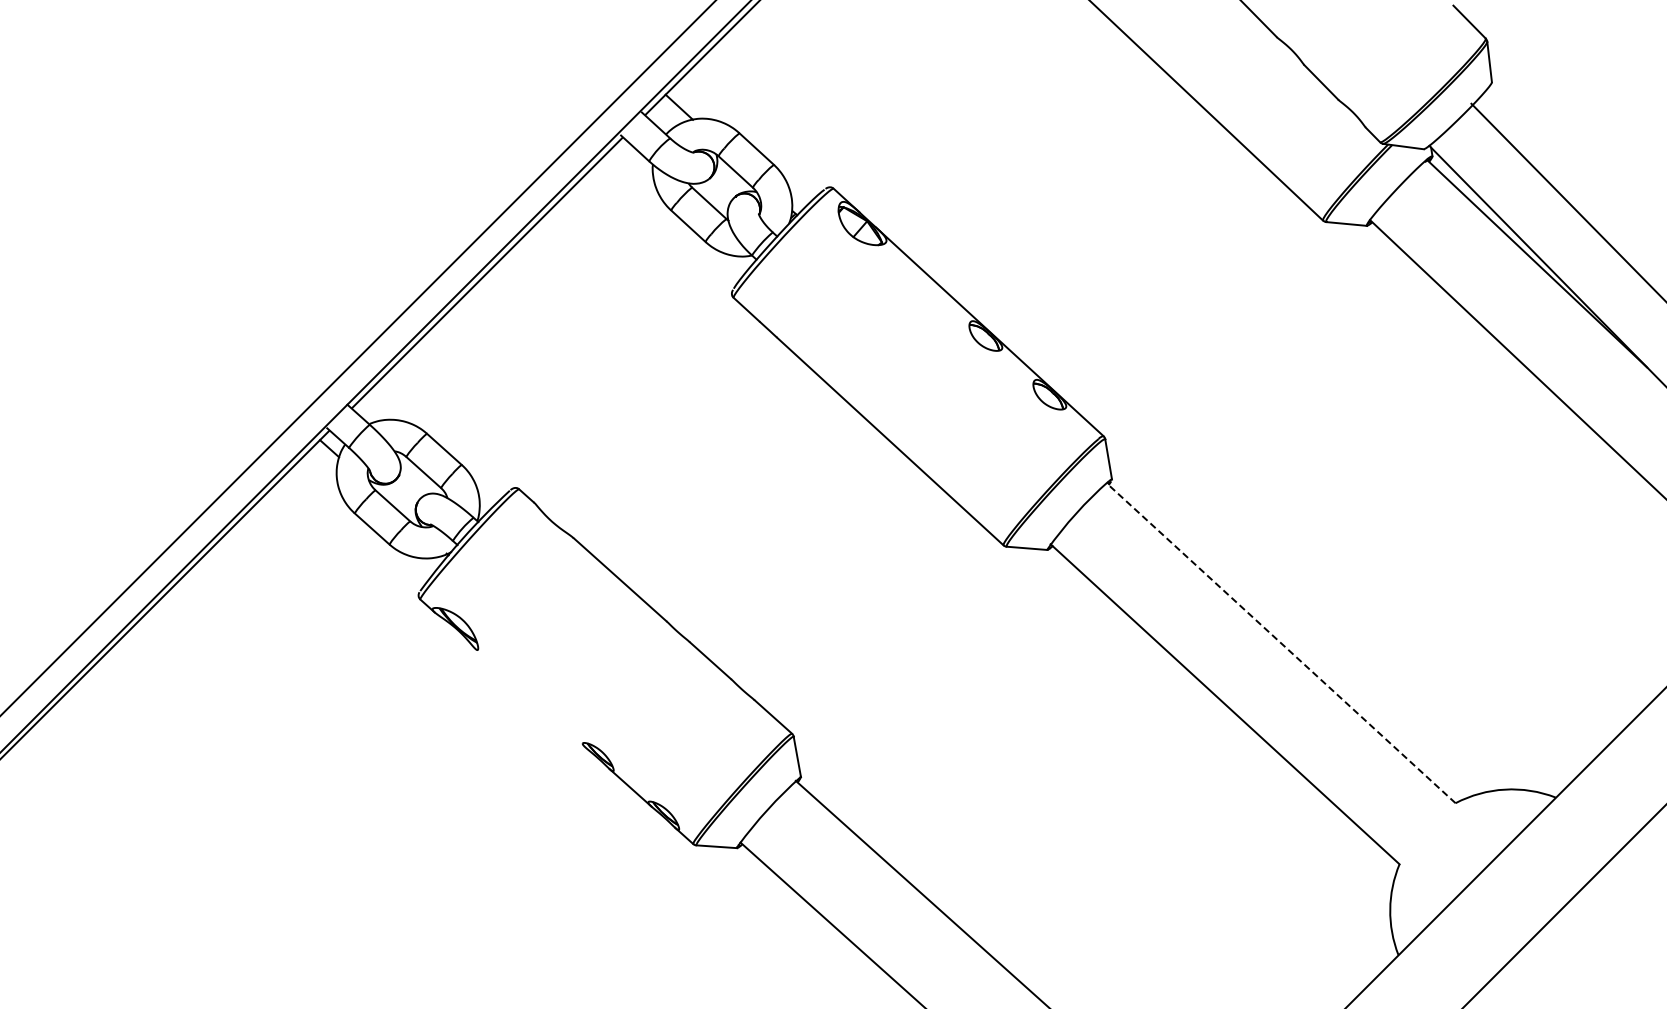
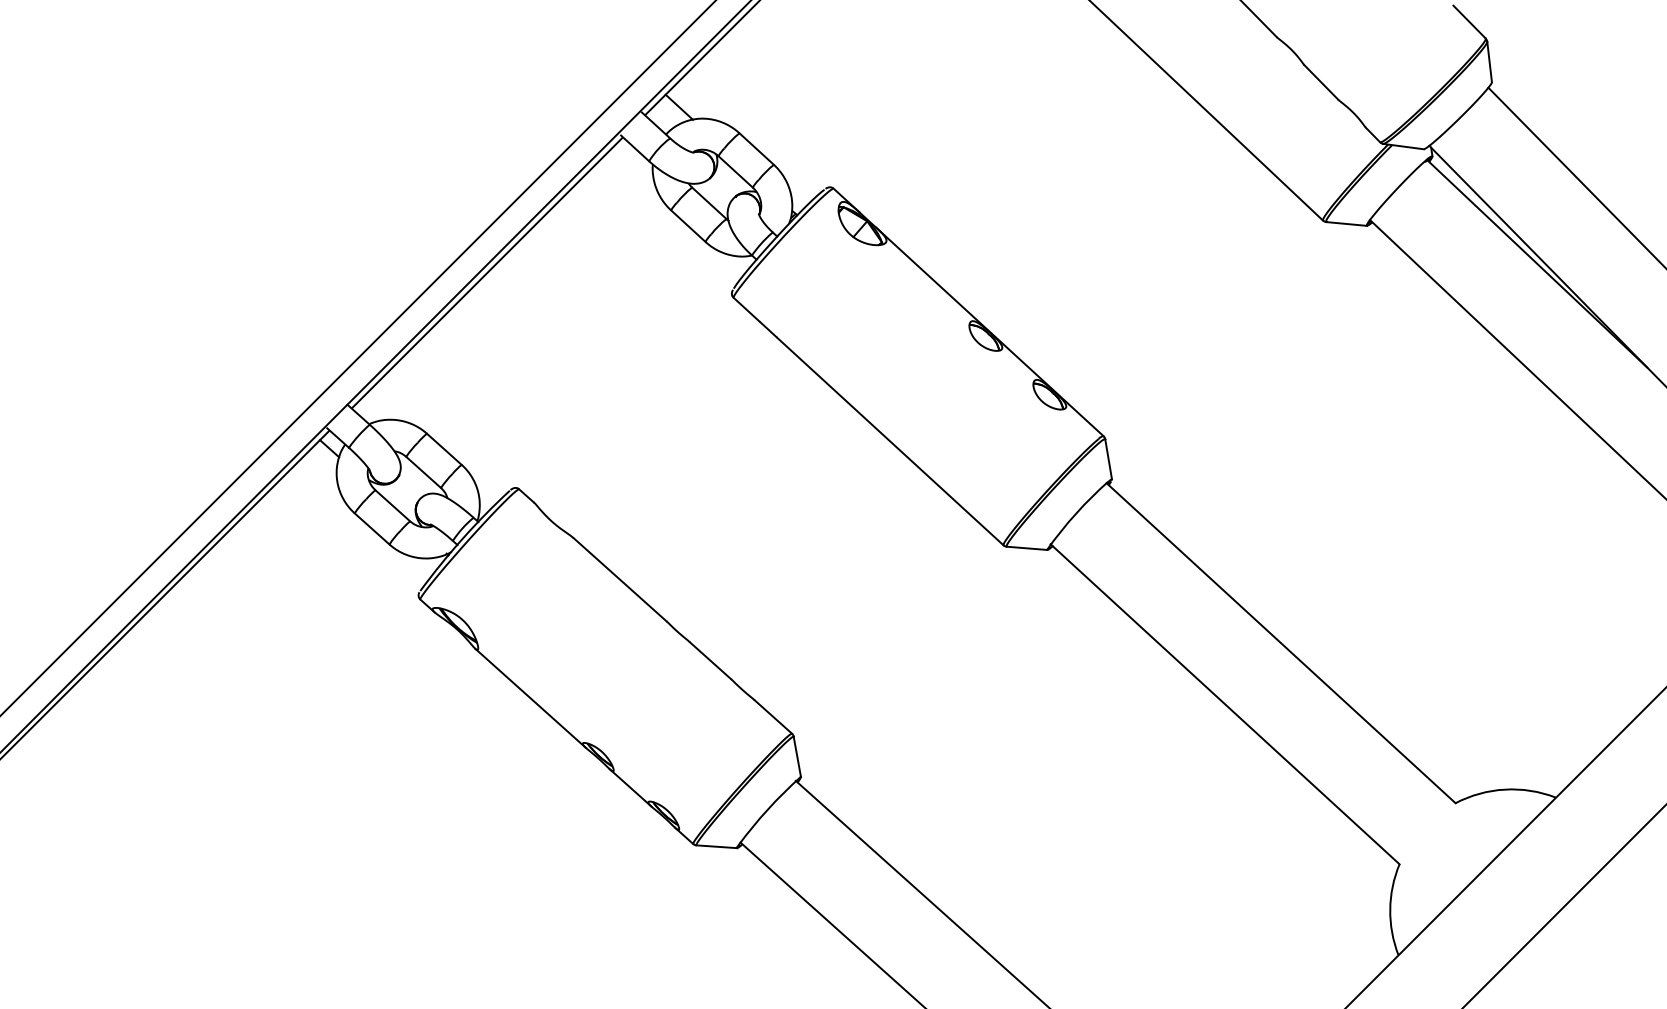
line position: (1567, 201) -> (1575, 176) (1575, 176)
line: dashed -> solid (1281, 643)
line: none -> present (530, 698)
